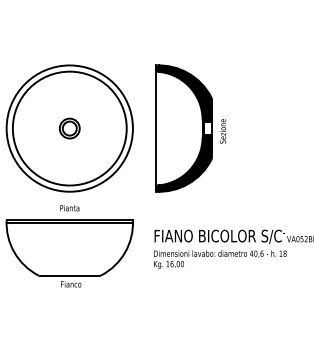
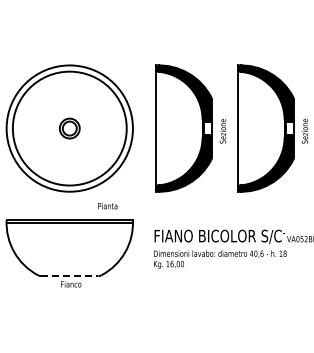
part: none -> present (272, 128)
text position: (69, 208) -> (107, 206) (107, 206)
line: solid -> dashed (69, 276)
